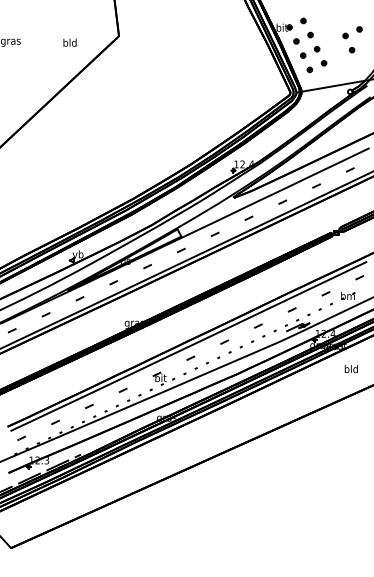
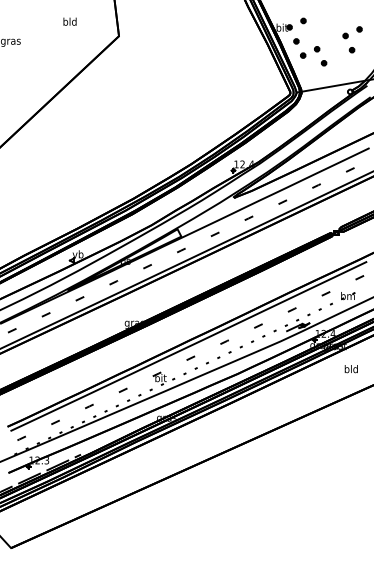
part: present -> none (310, 34)
text position: (69, 42) -> (69, 21) (69, 21)
part: present -> none (309, 69)
